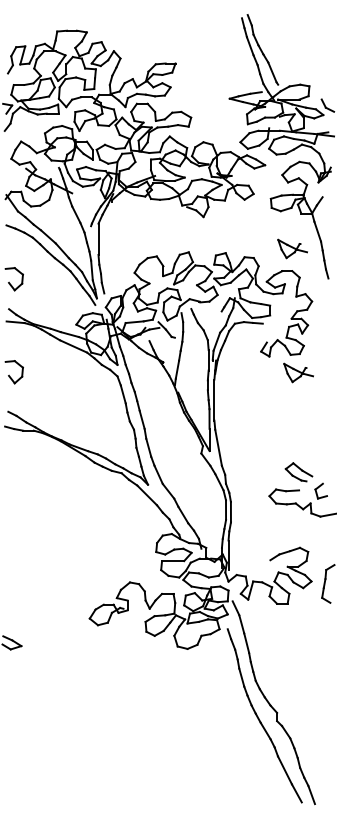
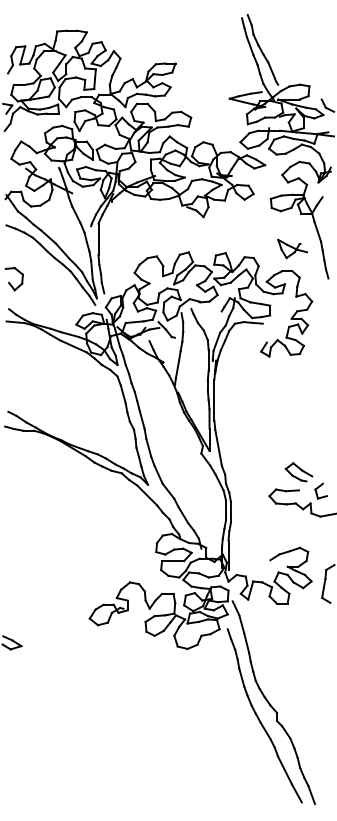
part: present -> none (13, 372)
part: present -> none (298, 372)
